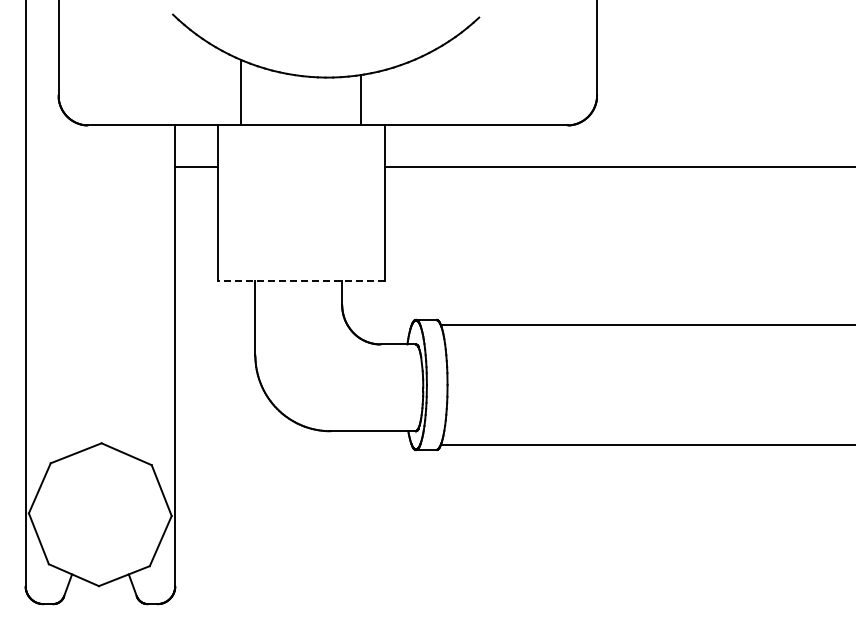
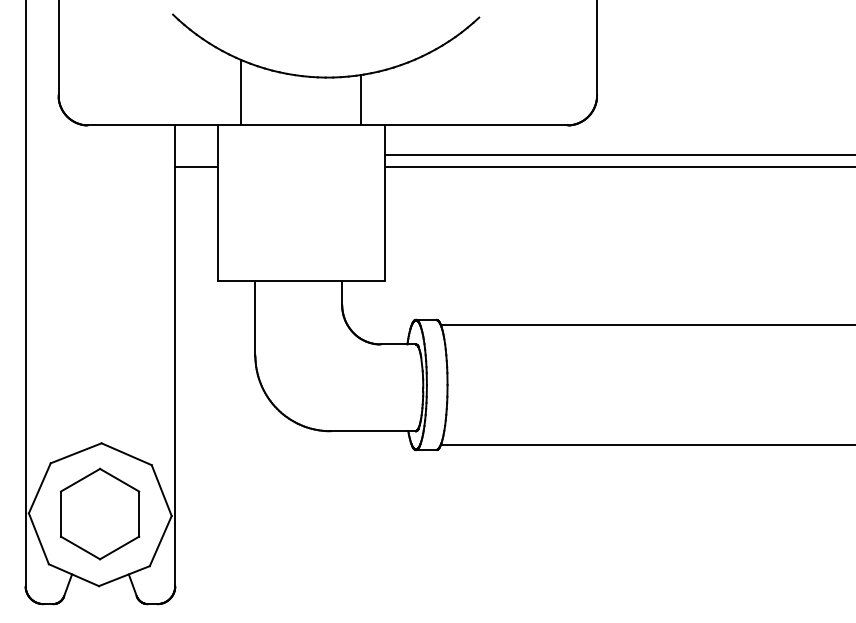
line: none -> present (618, 155)
line: dashed -> solid (301, 280)
part: none -> present (99, 513)
